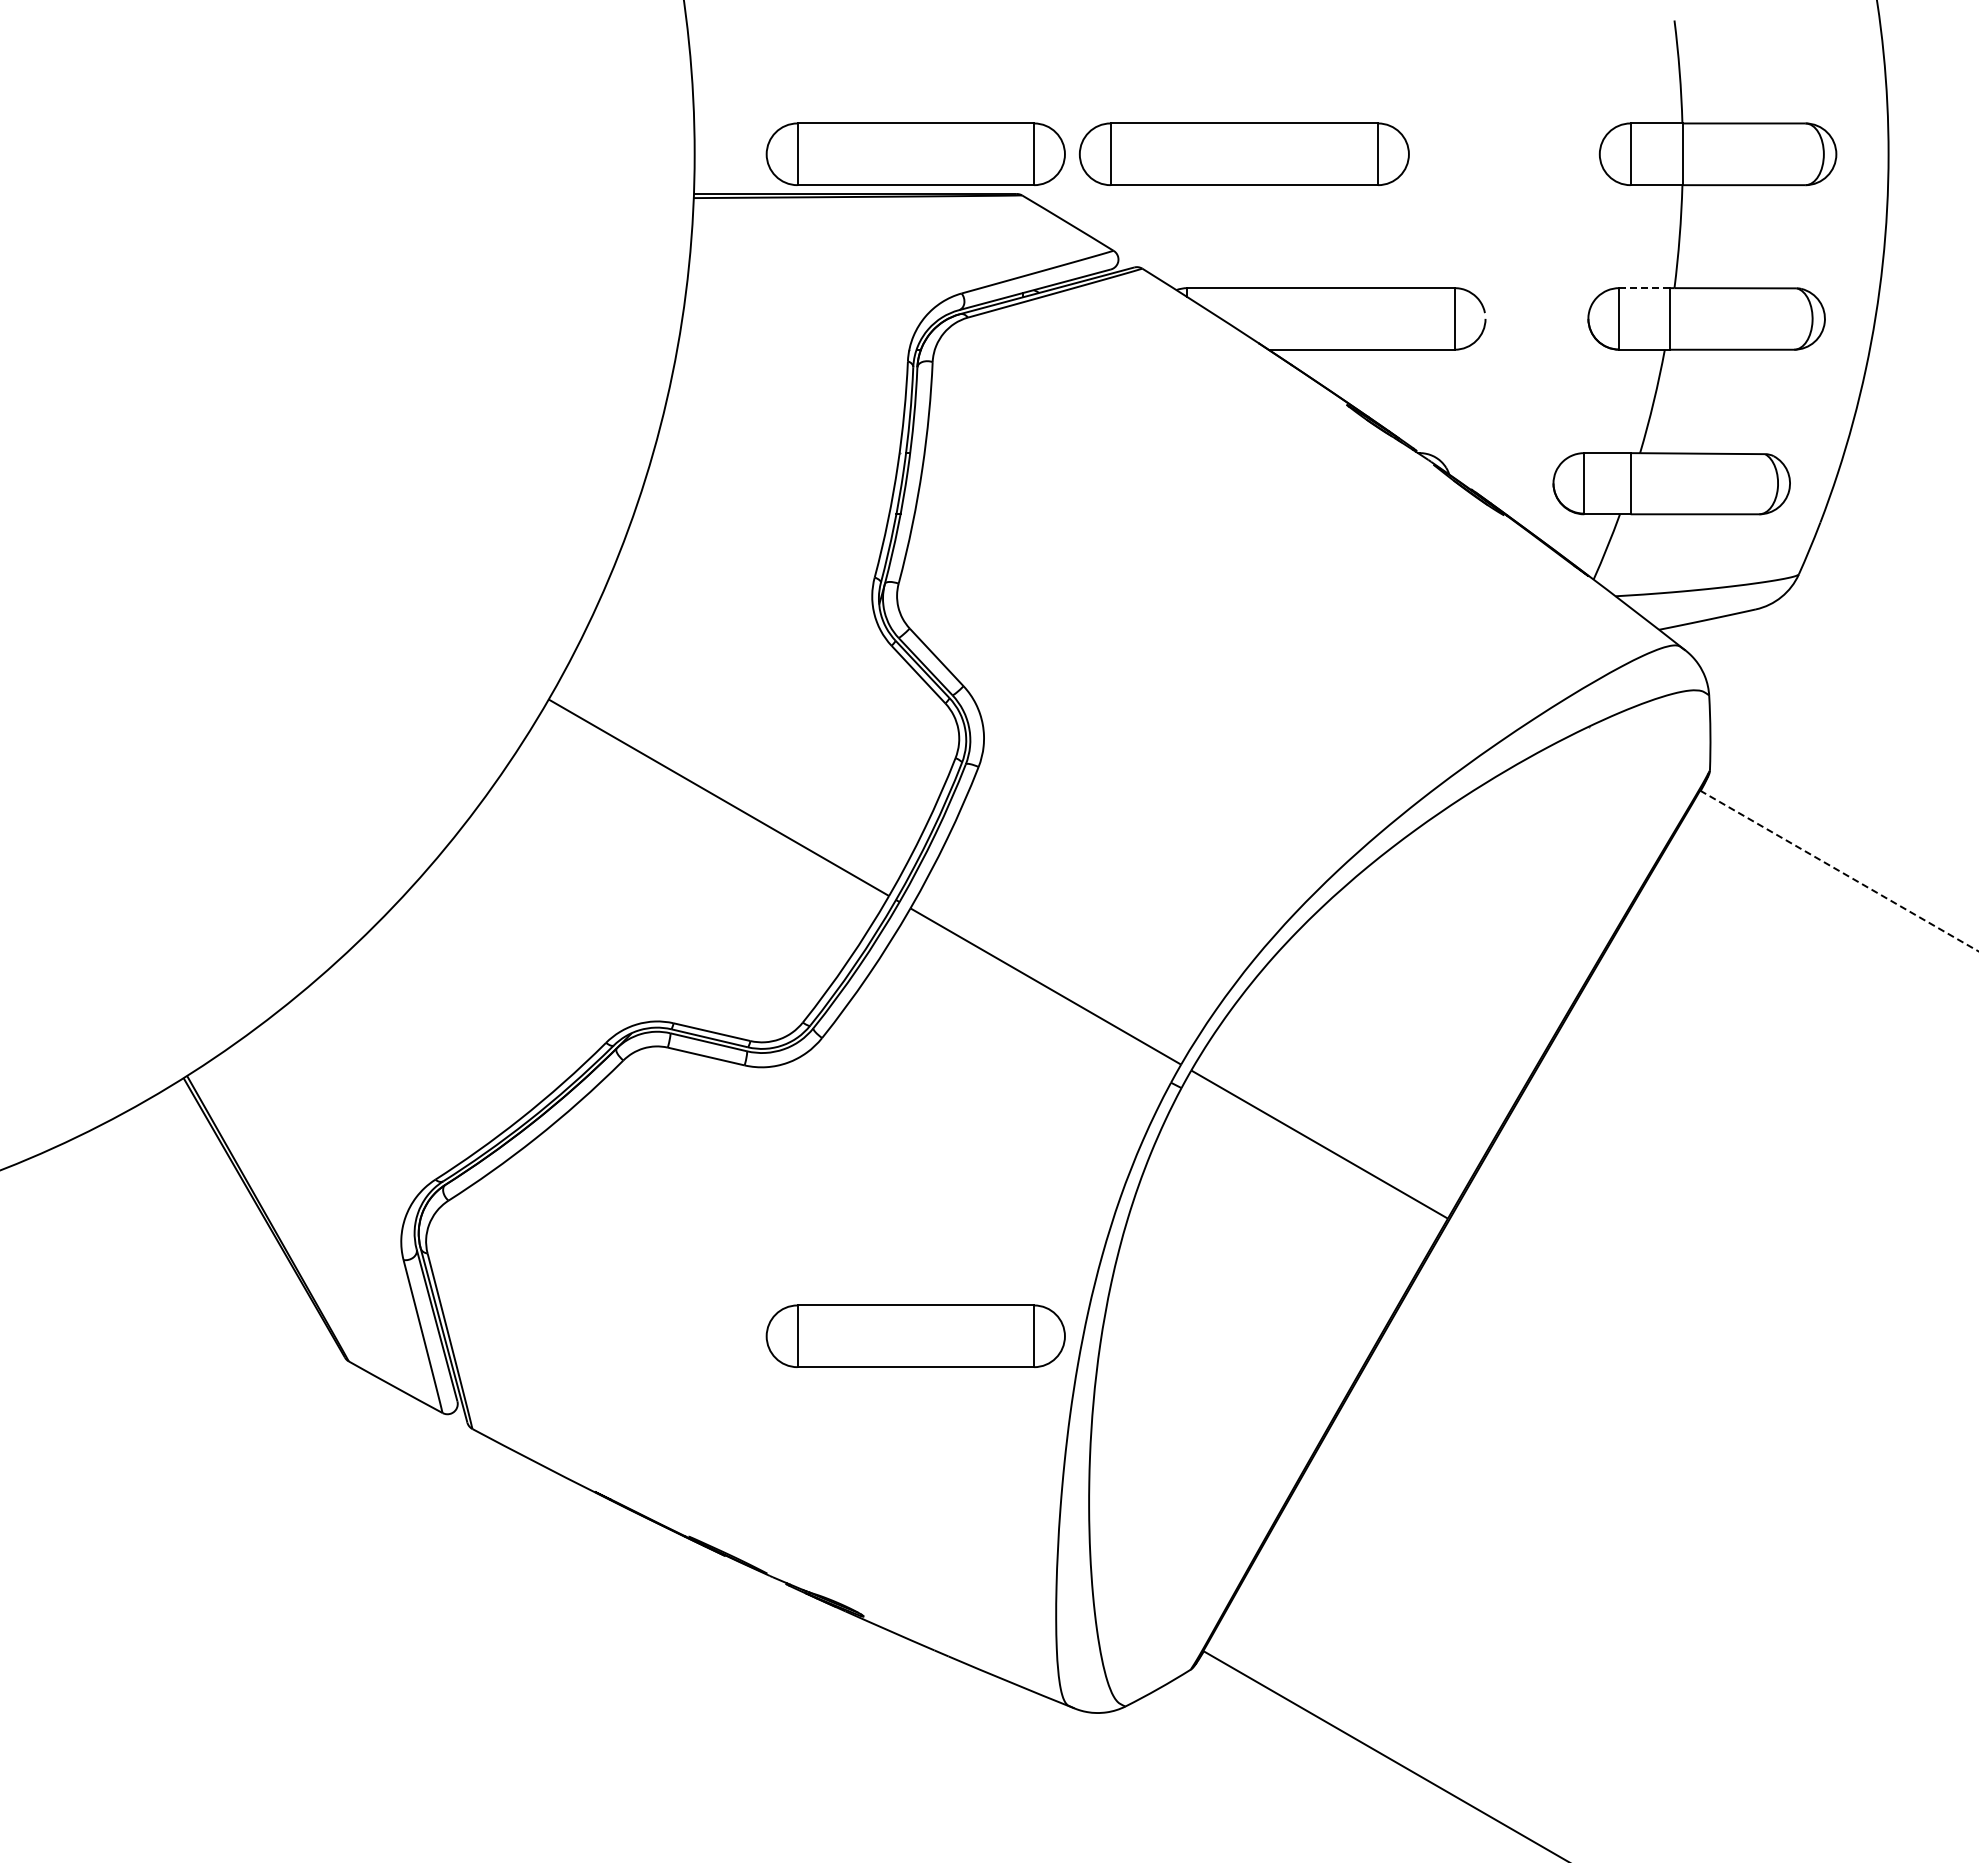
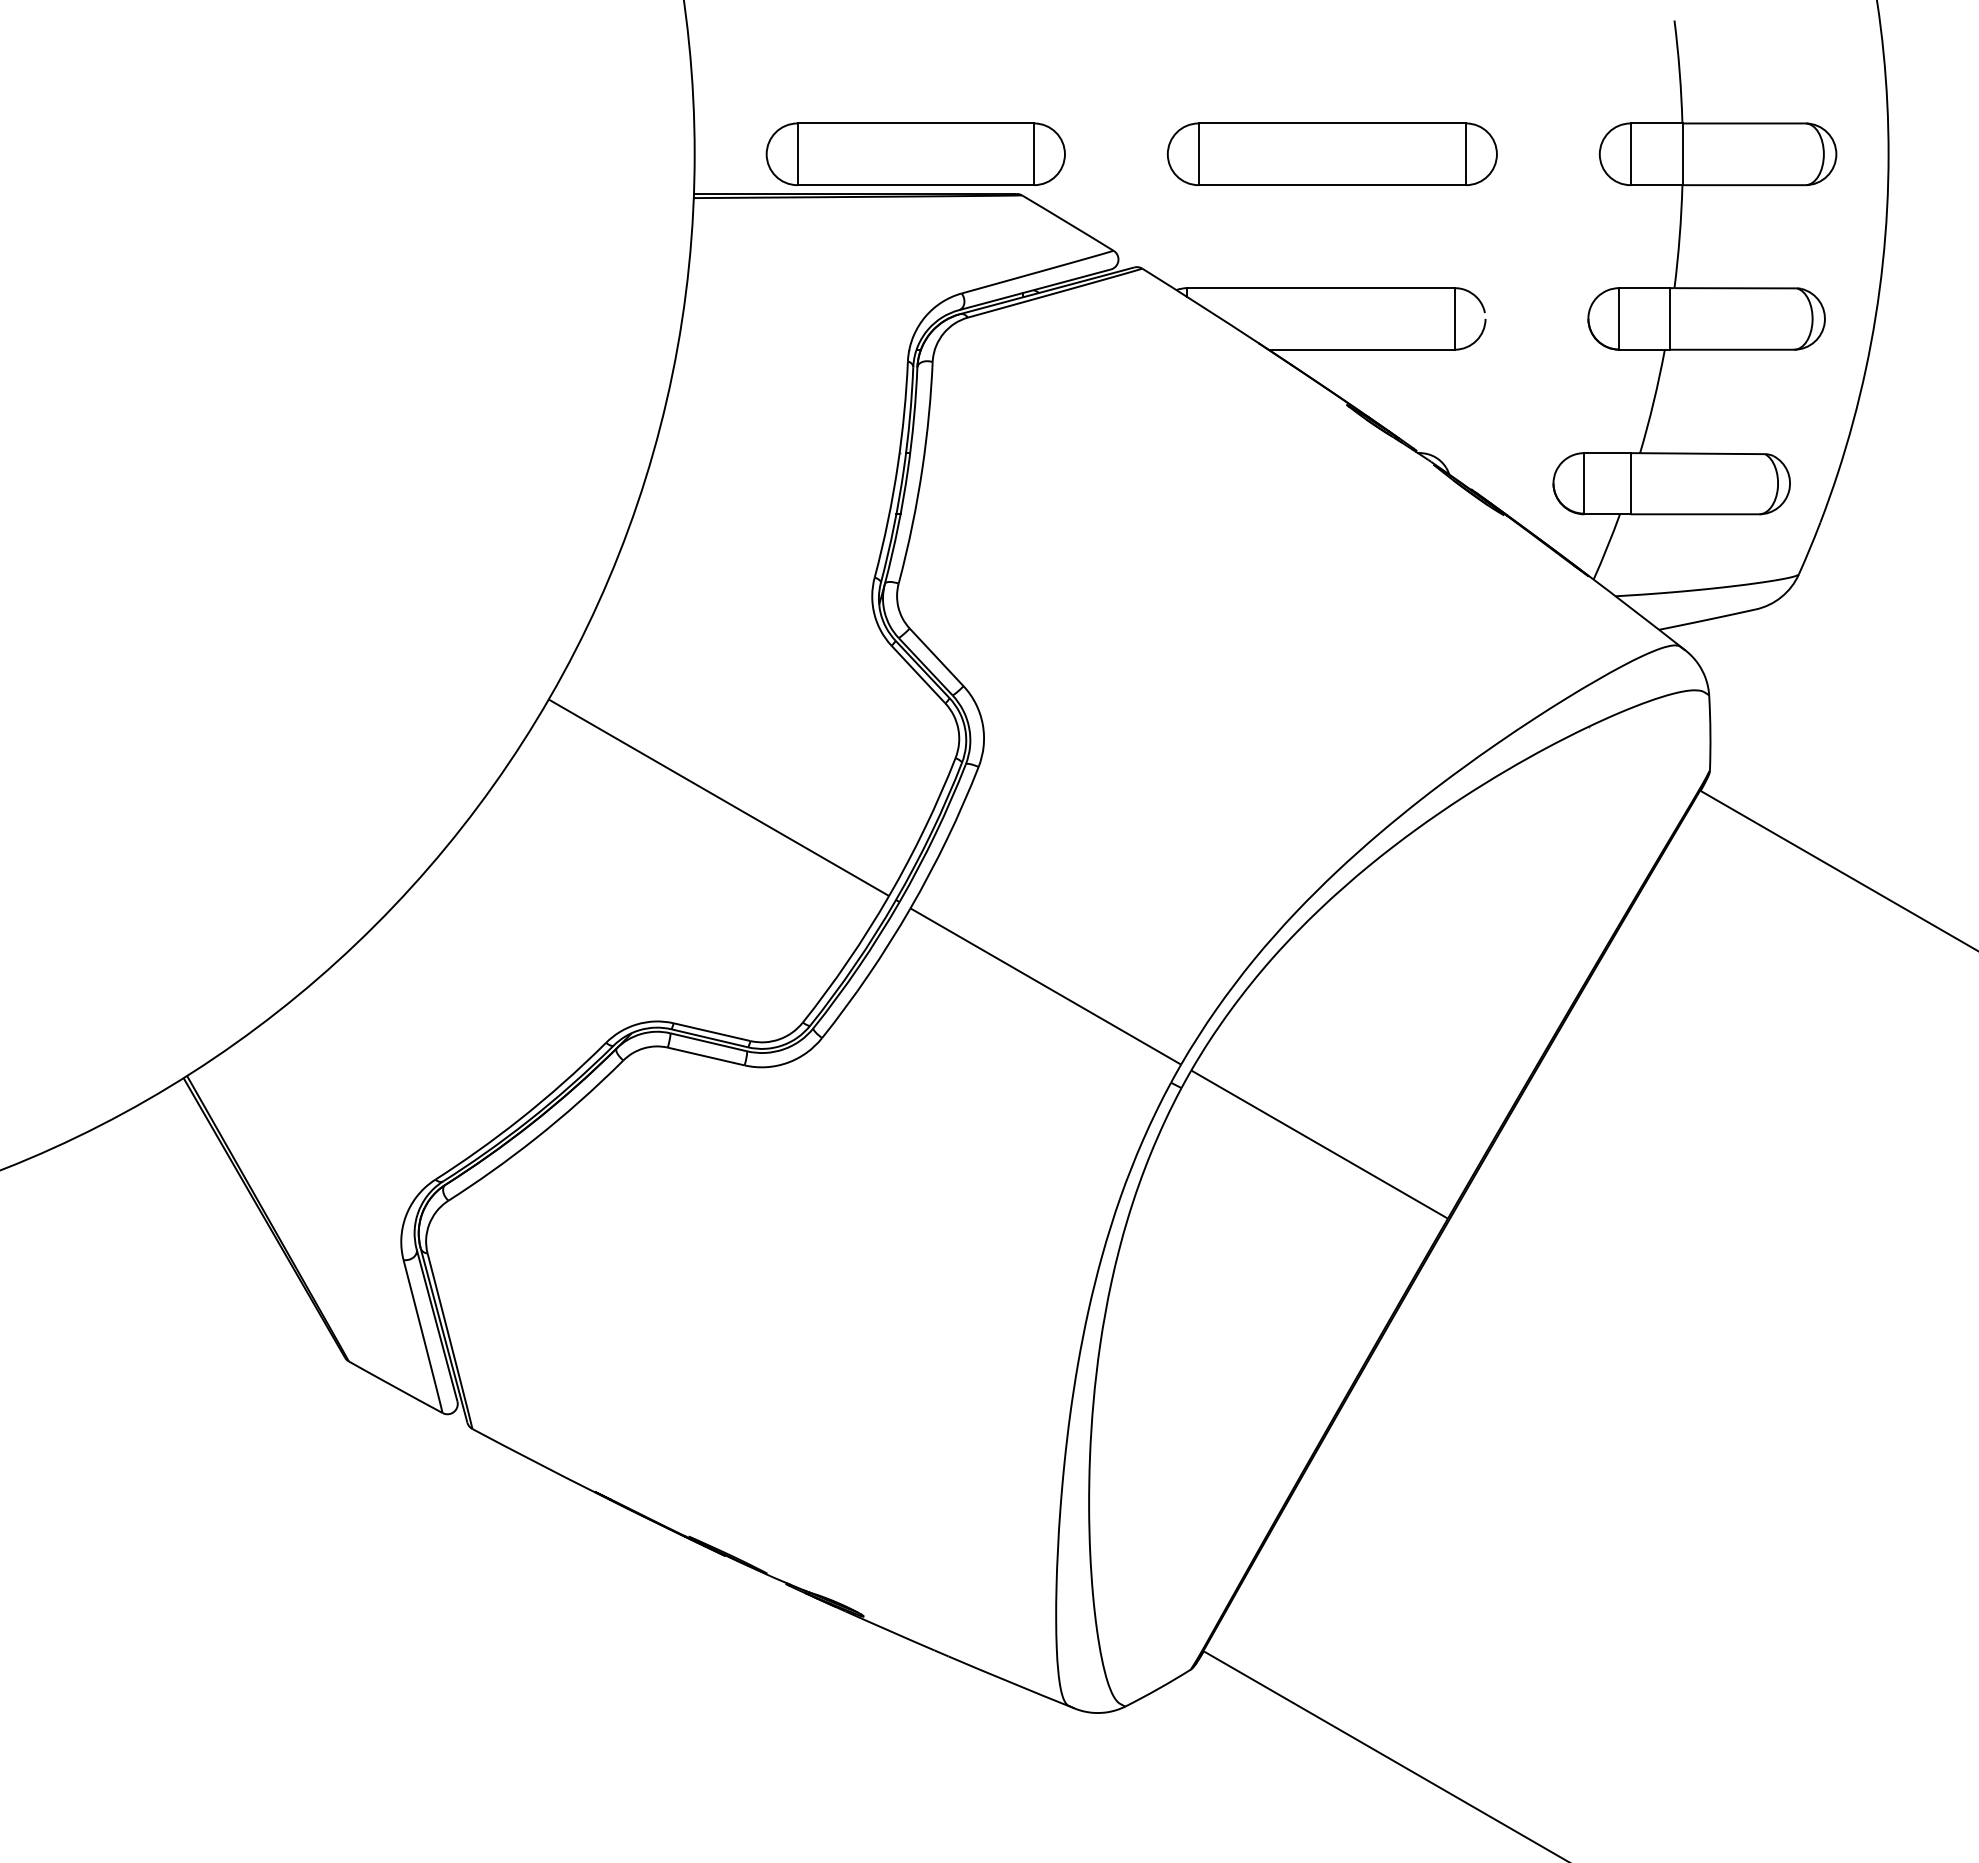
part position: (1243, 153) -> (1331, 153) (1331, 153)
line: dashed -> solid (1644, 288)
line: dashed -> solid (1839, 871)
part: present -> none (915, 1335)
